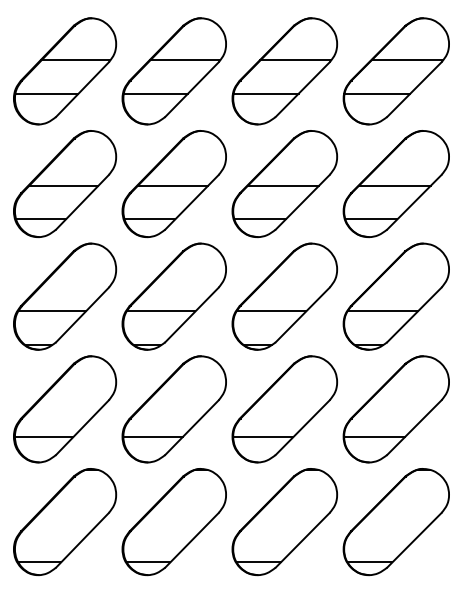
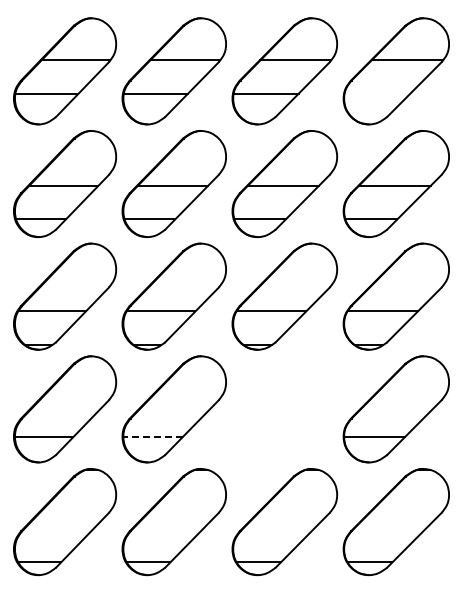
line: present -> none (377, 93)
part: present -> none (284, 409)
line: solid -> dashed (152, 436)
